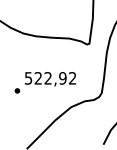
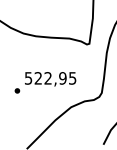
text: 522,92 -> 522,95 (72, 78)
